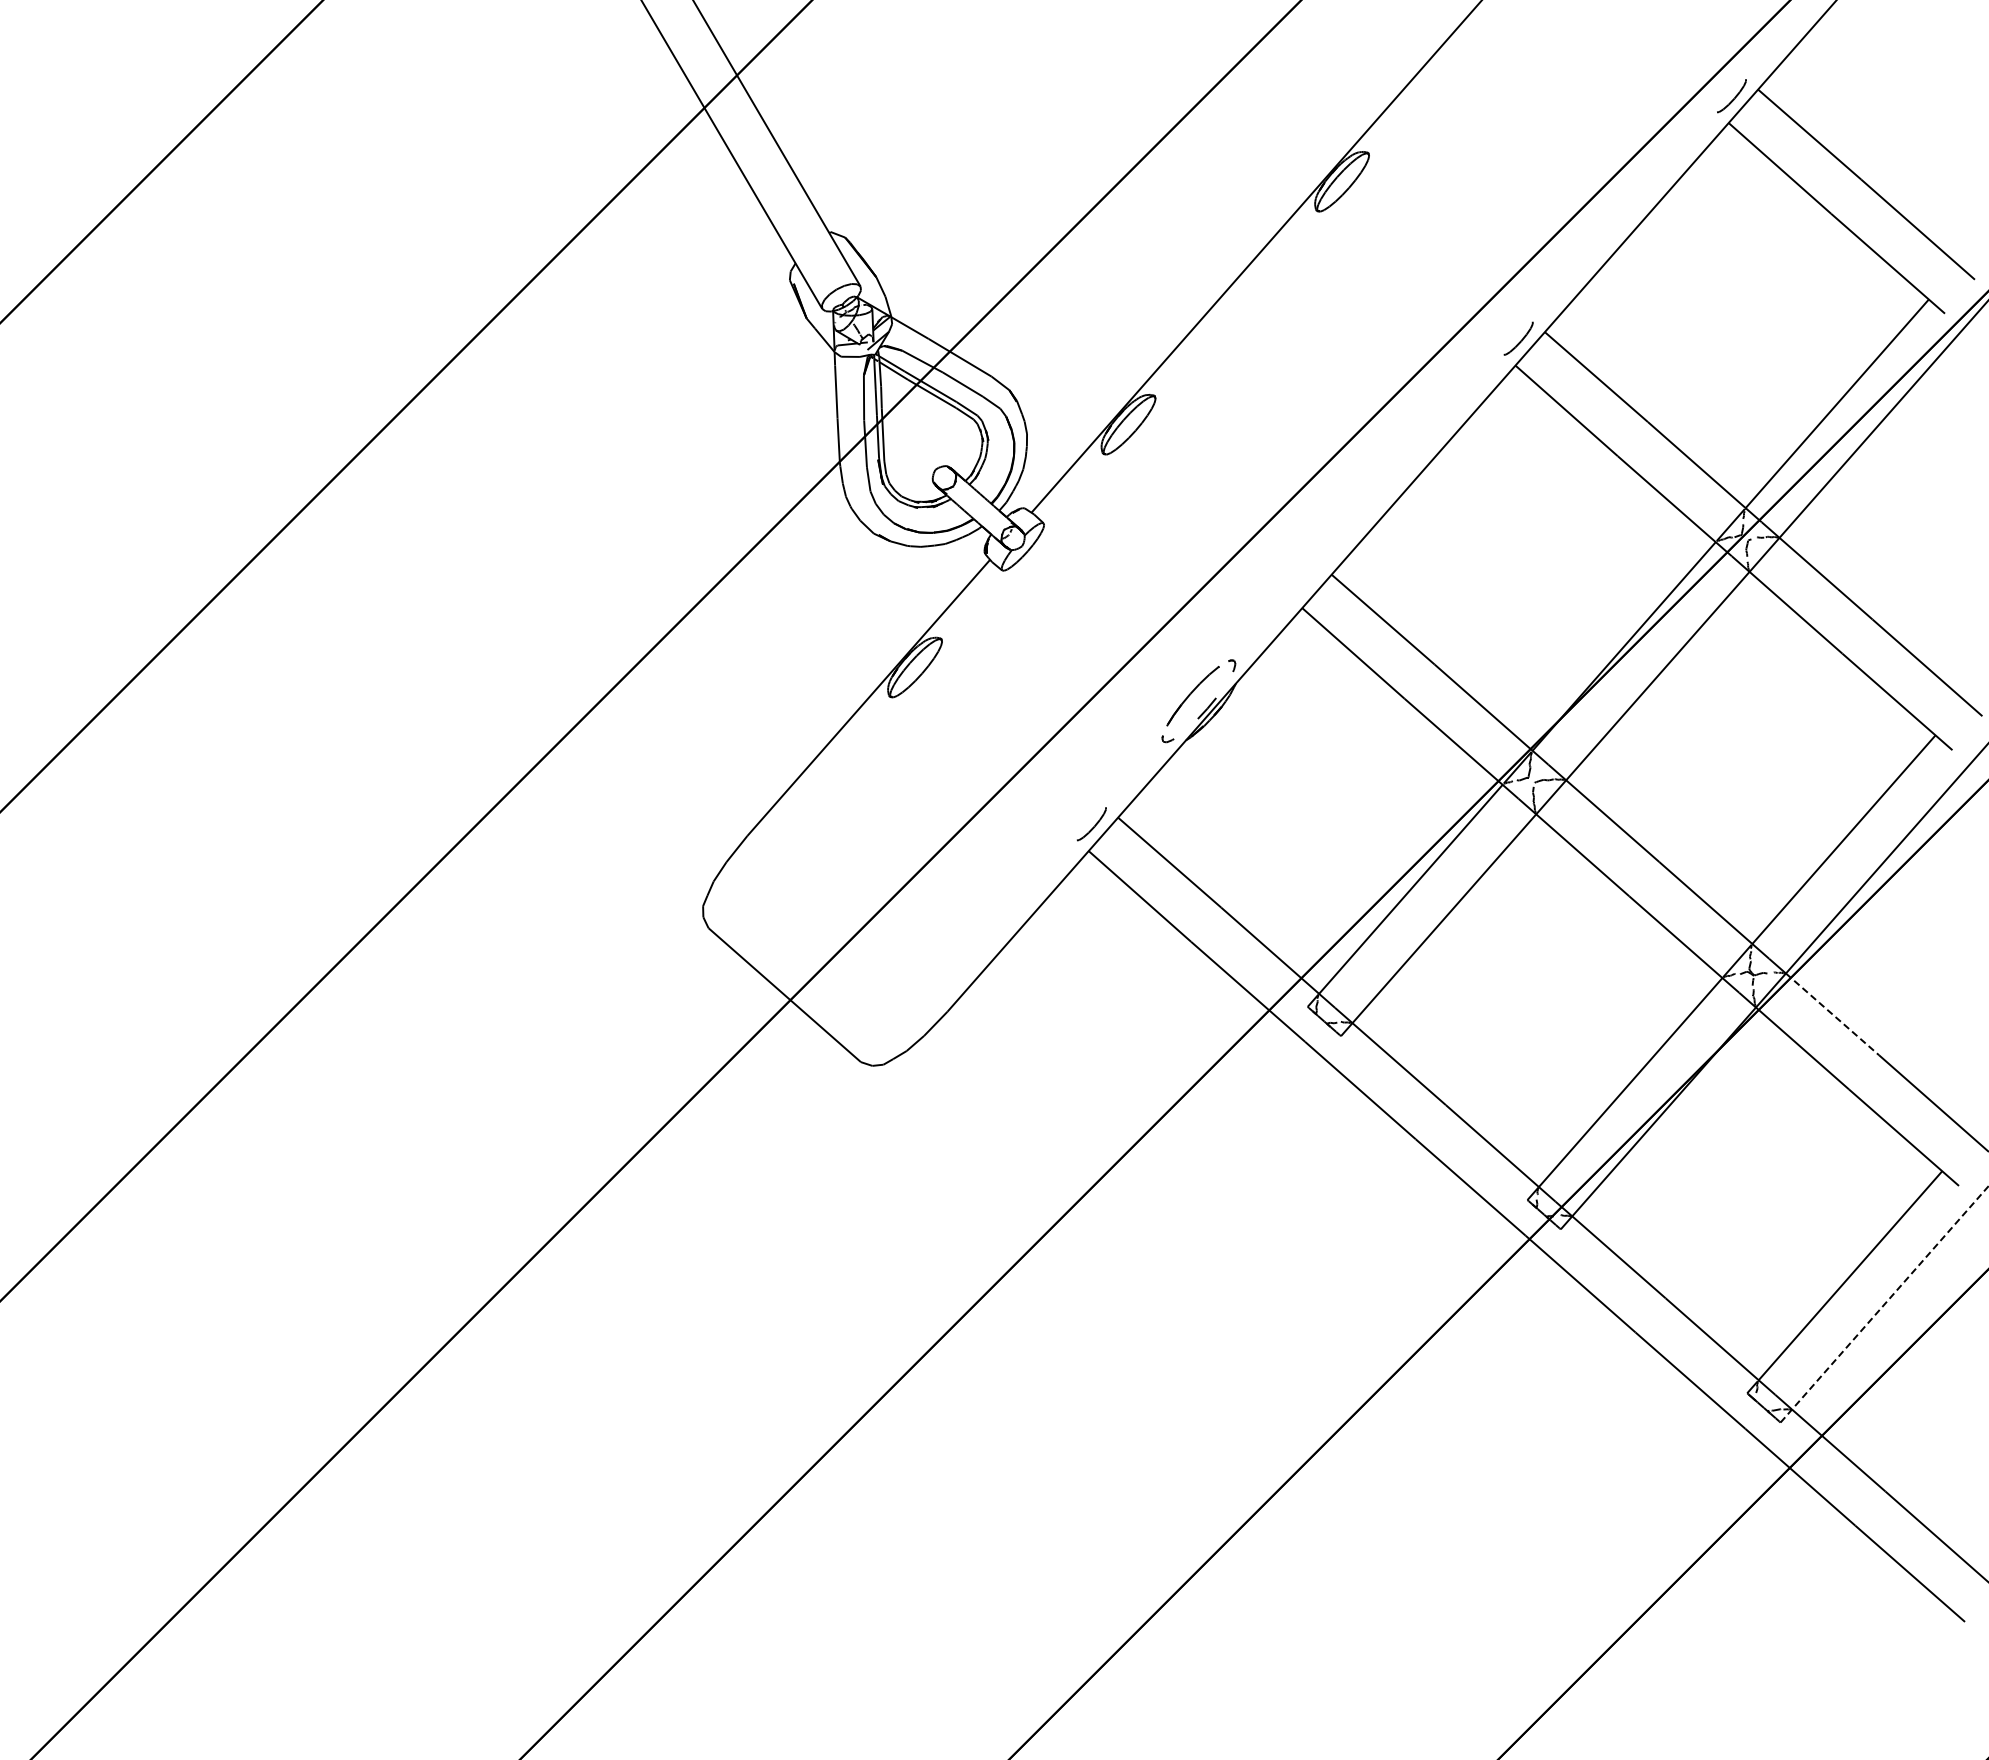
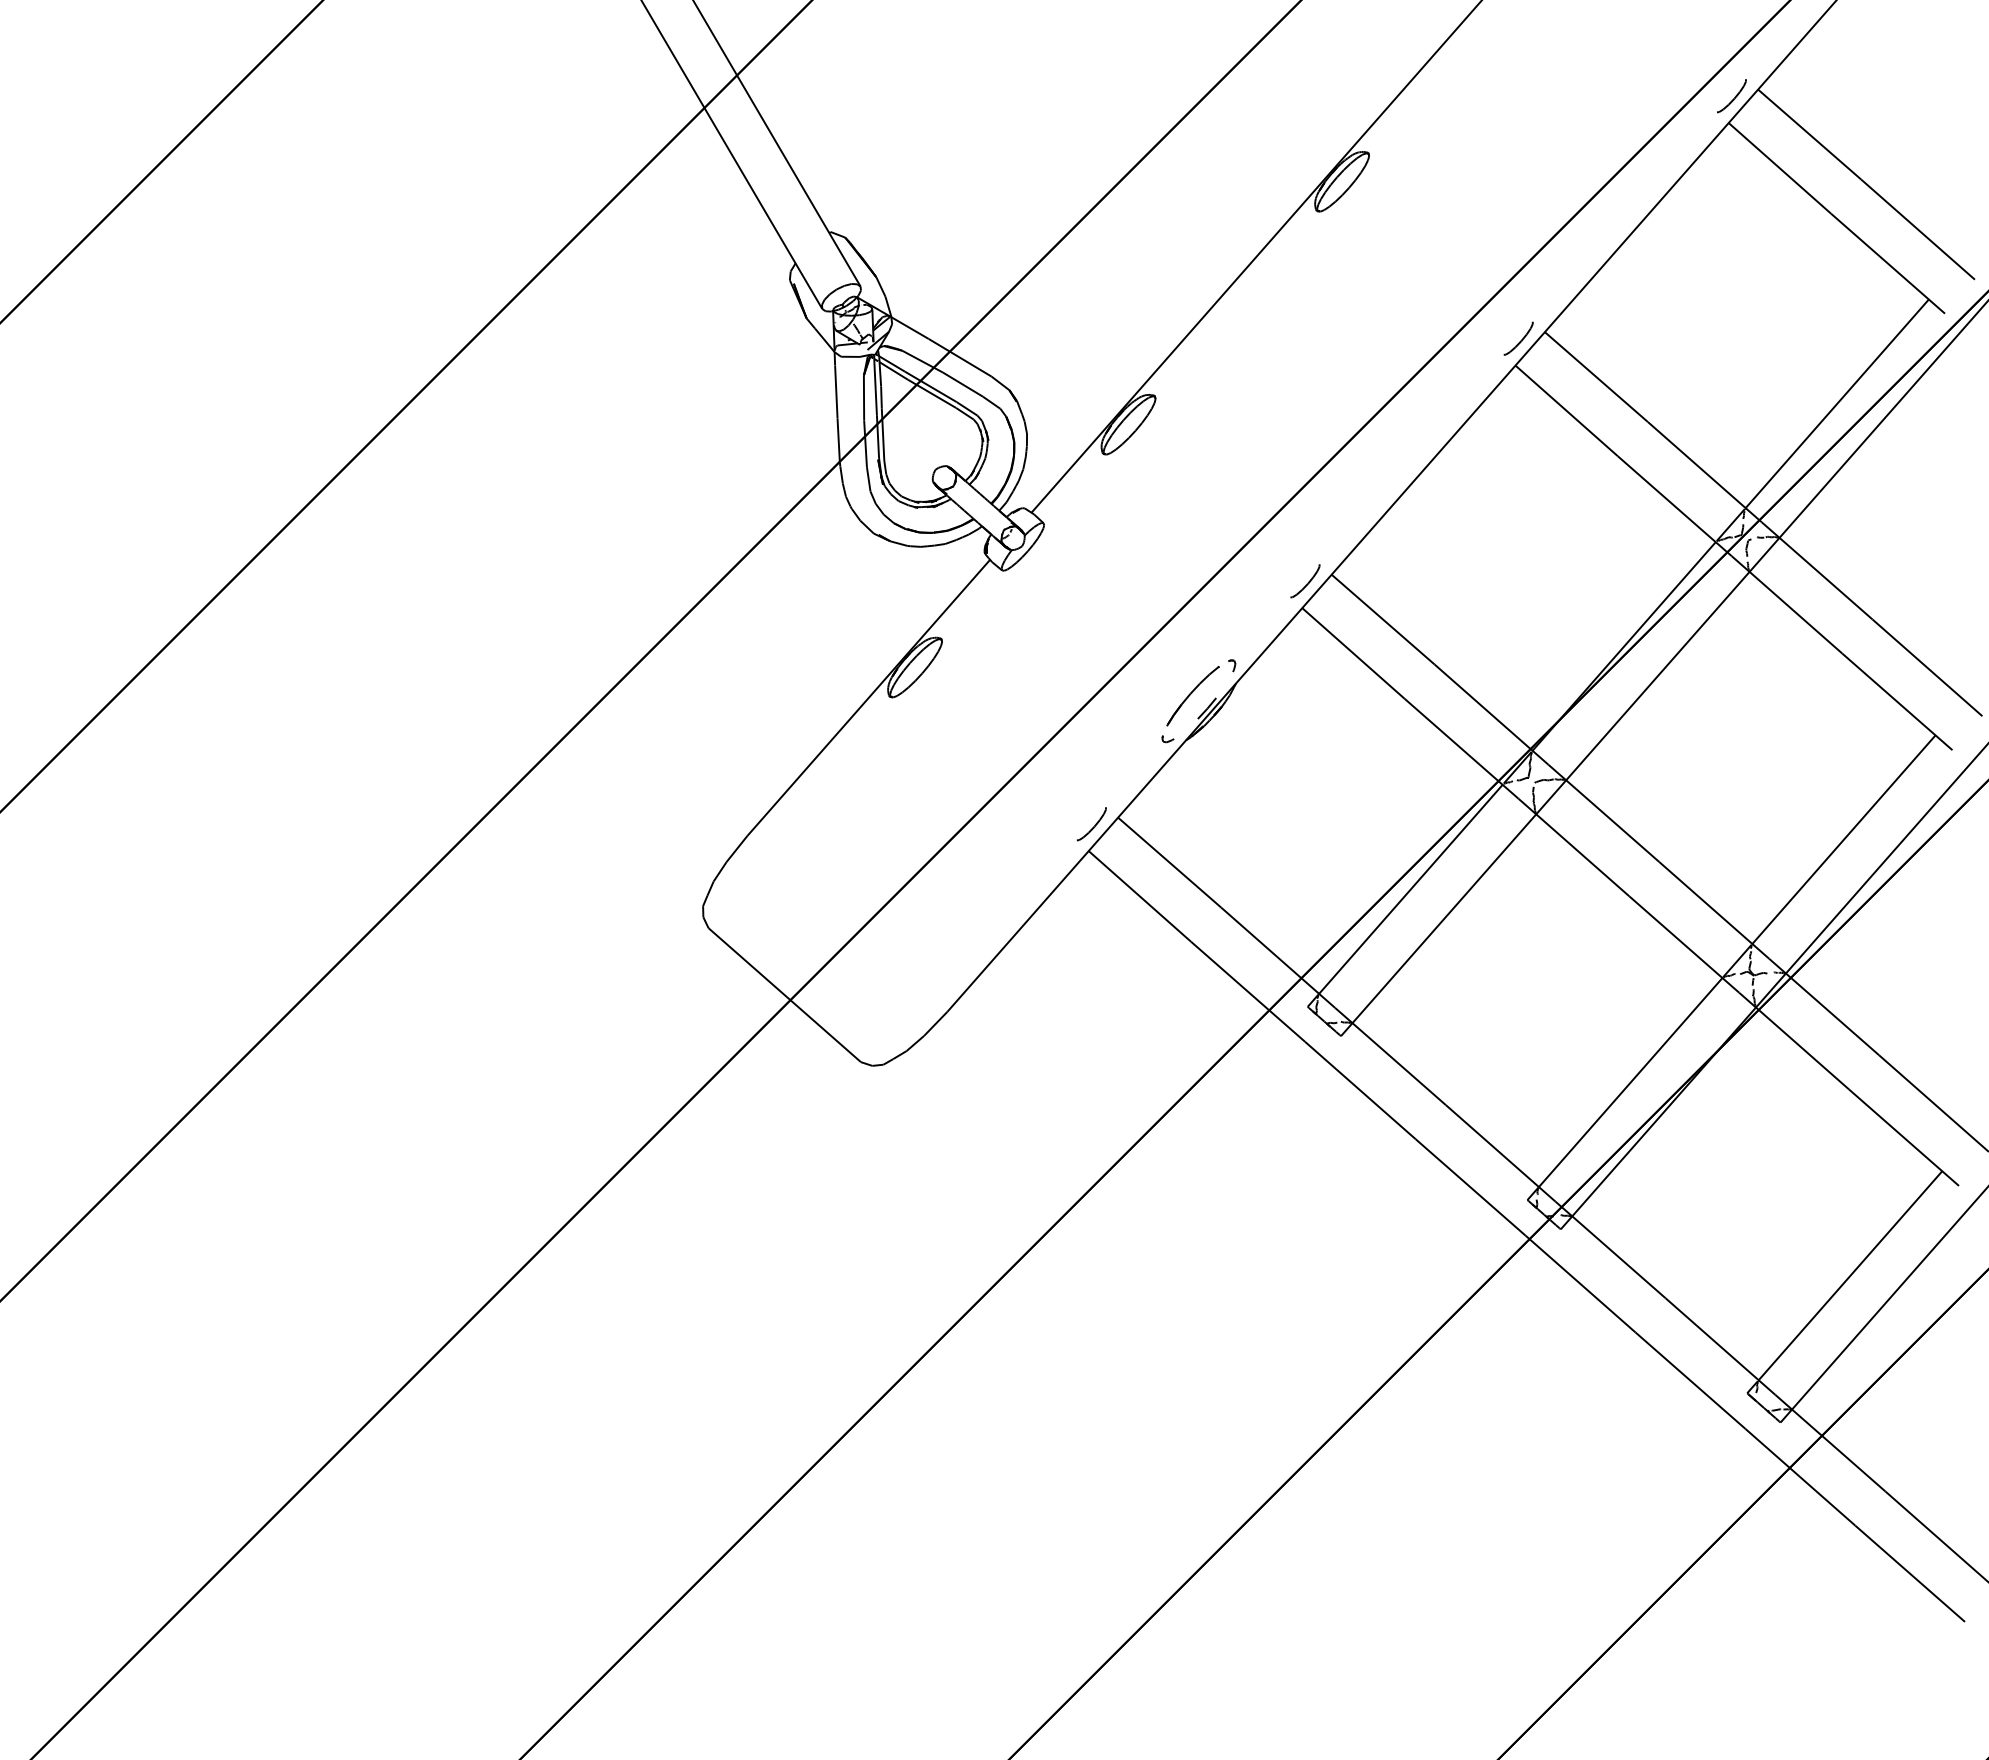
part: none -> present (1305, 581)
line: dashed -> solid (1832, 1014)
line: dashed -> solid (1884, 1303)
